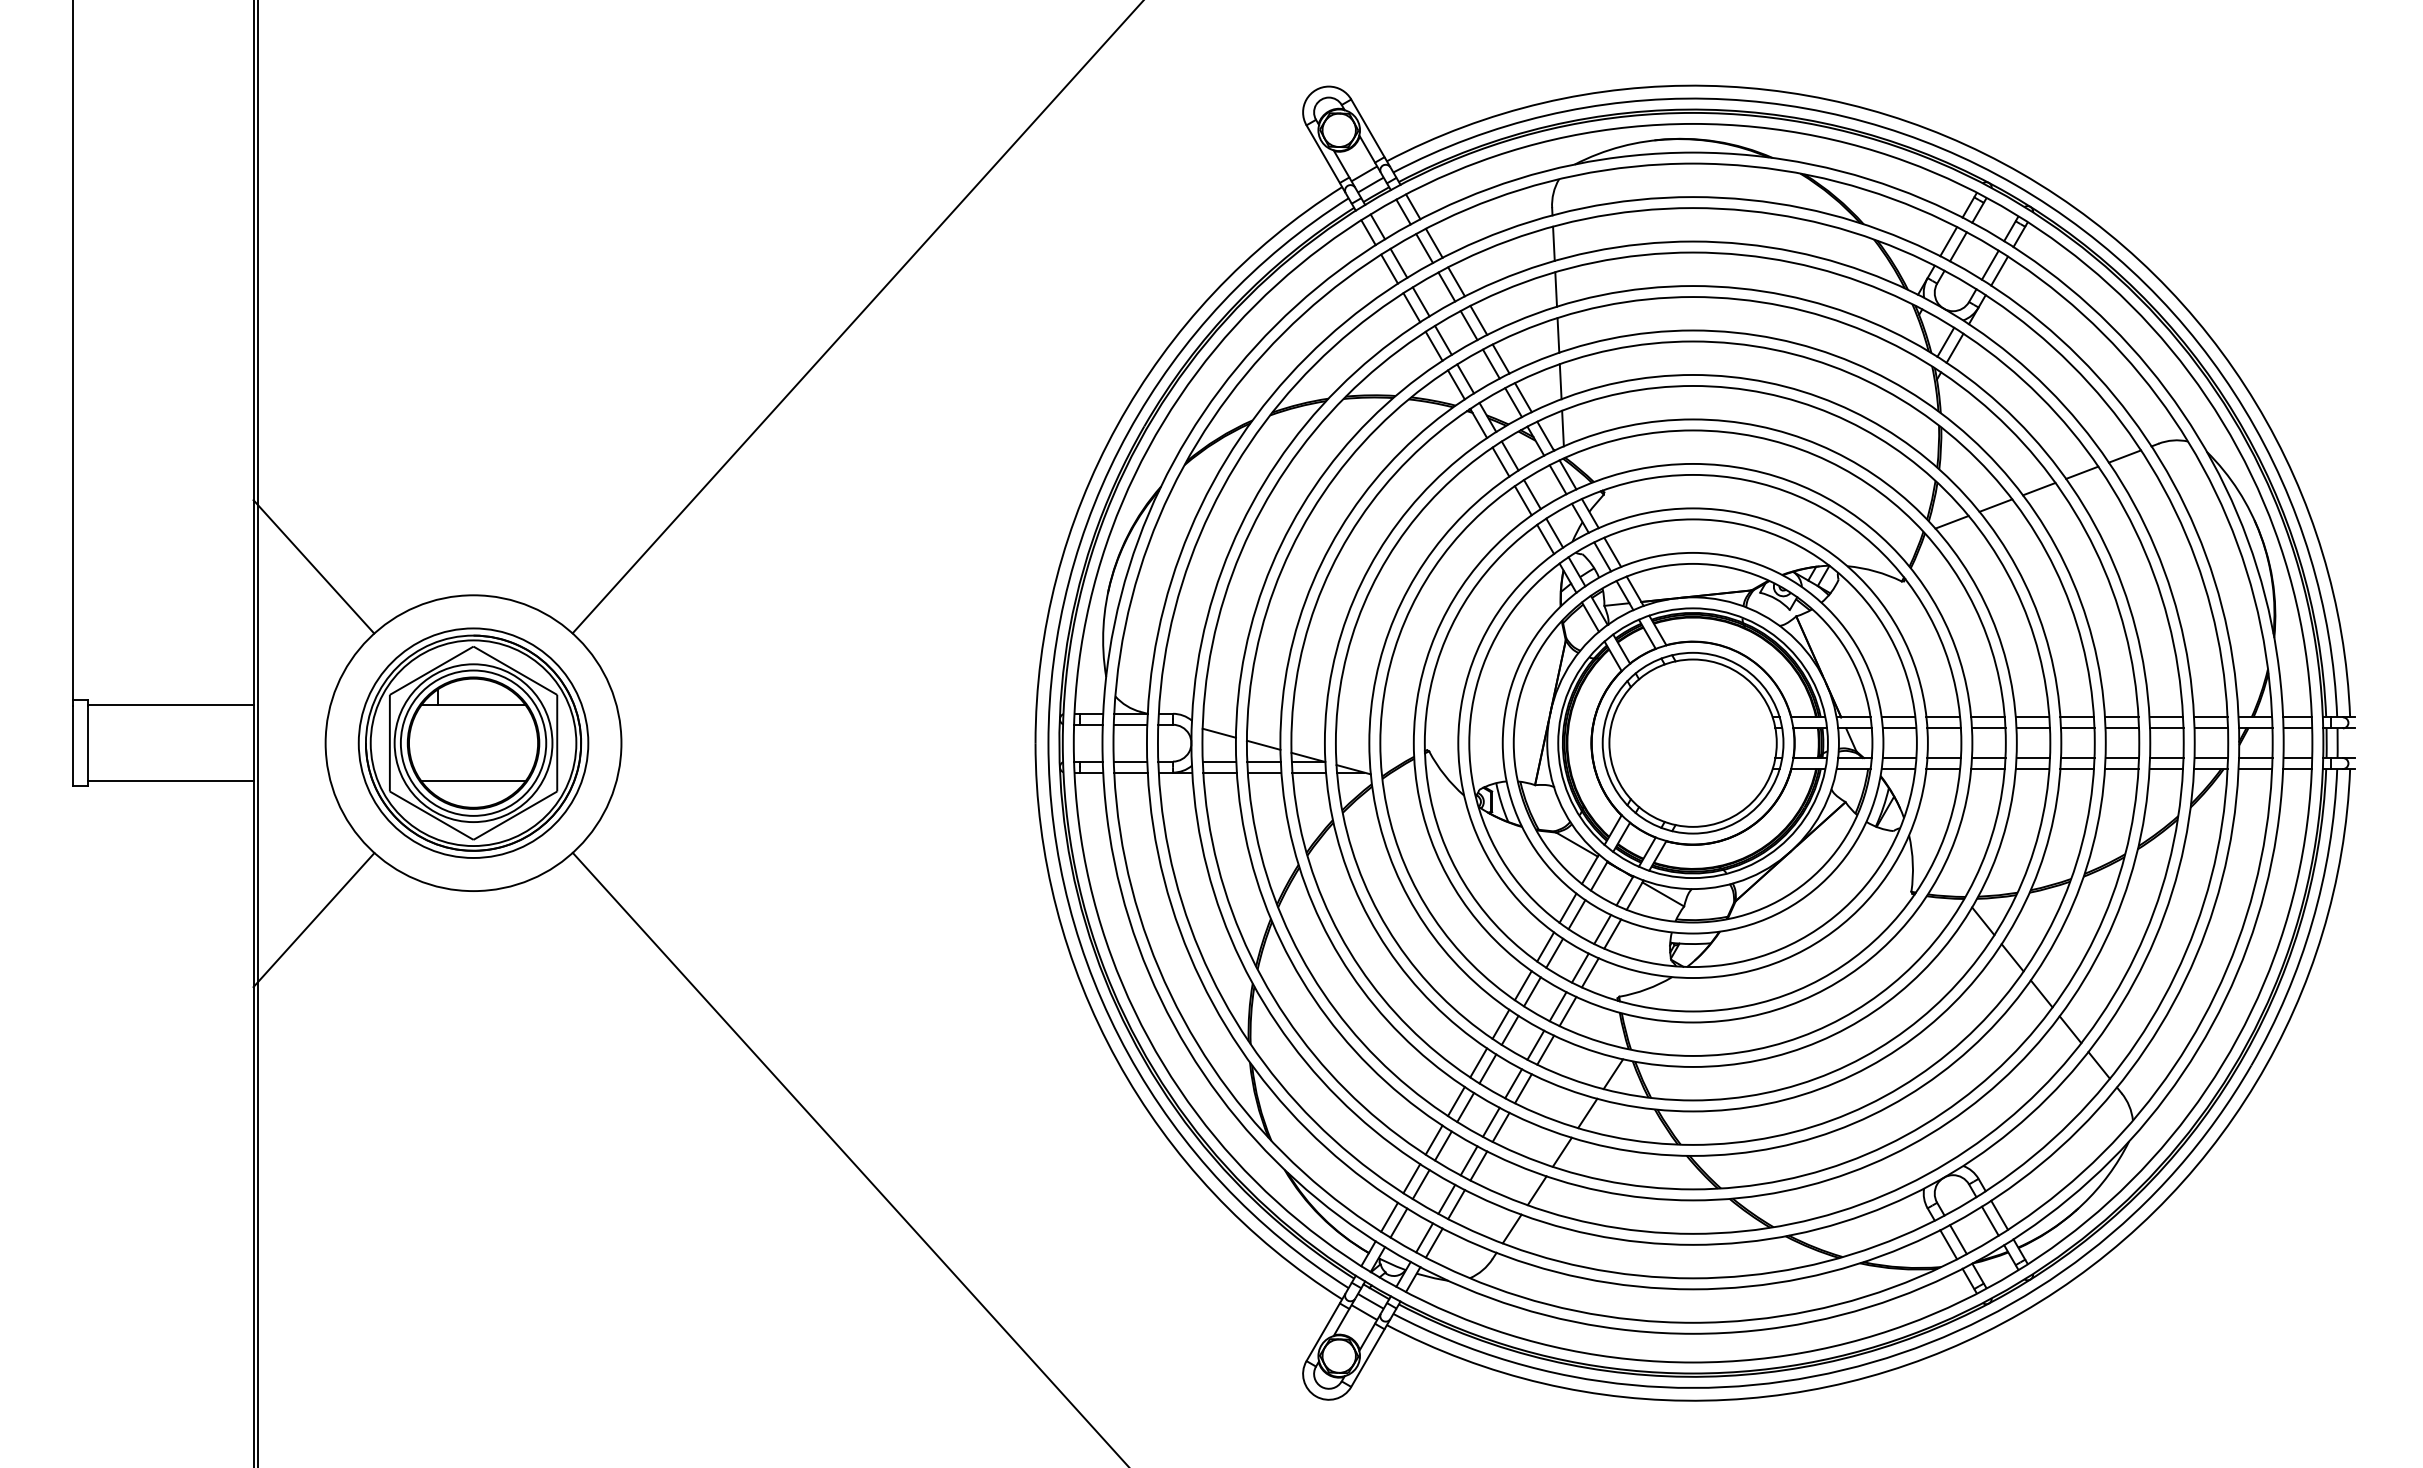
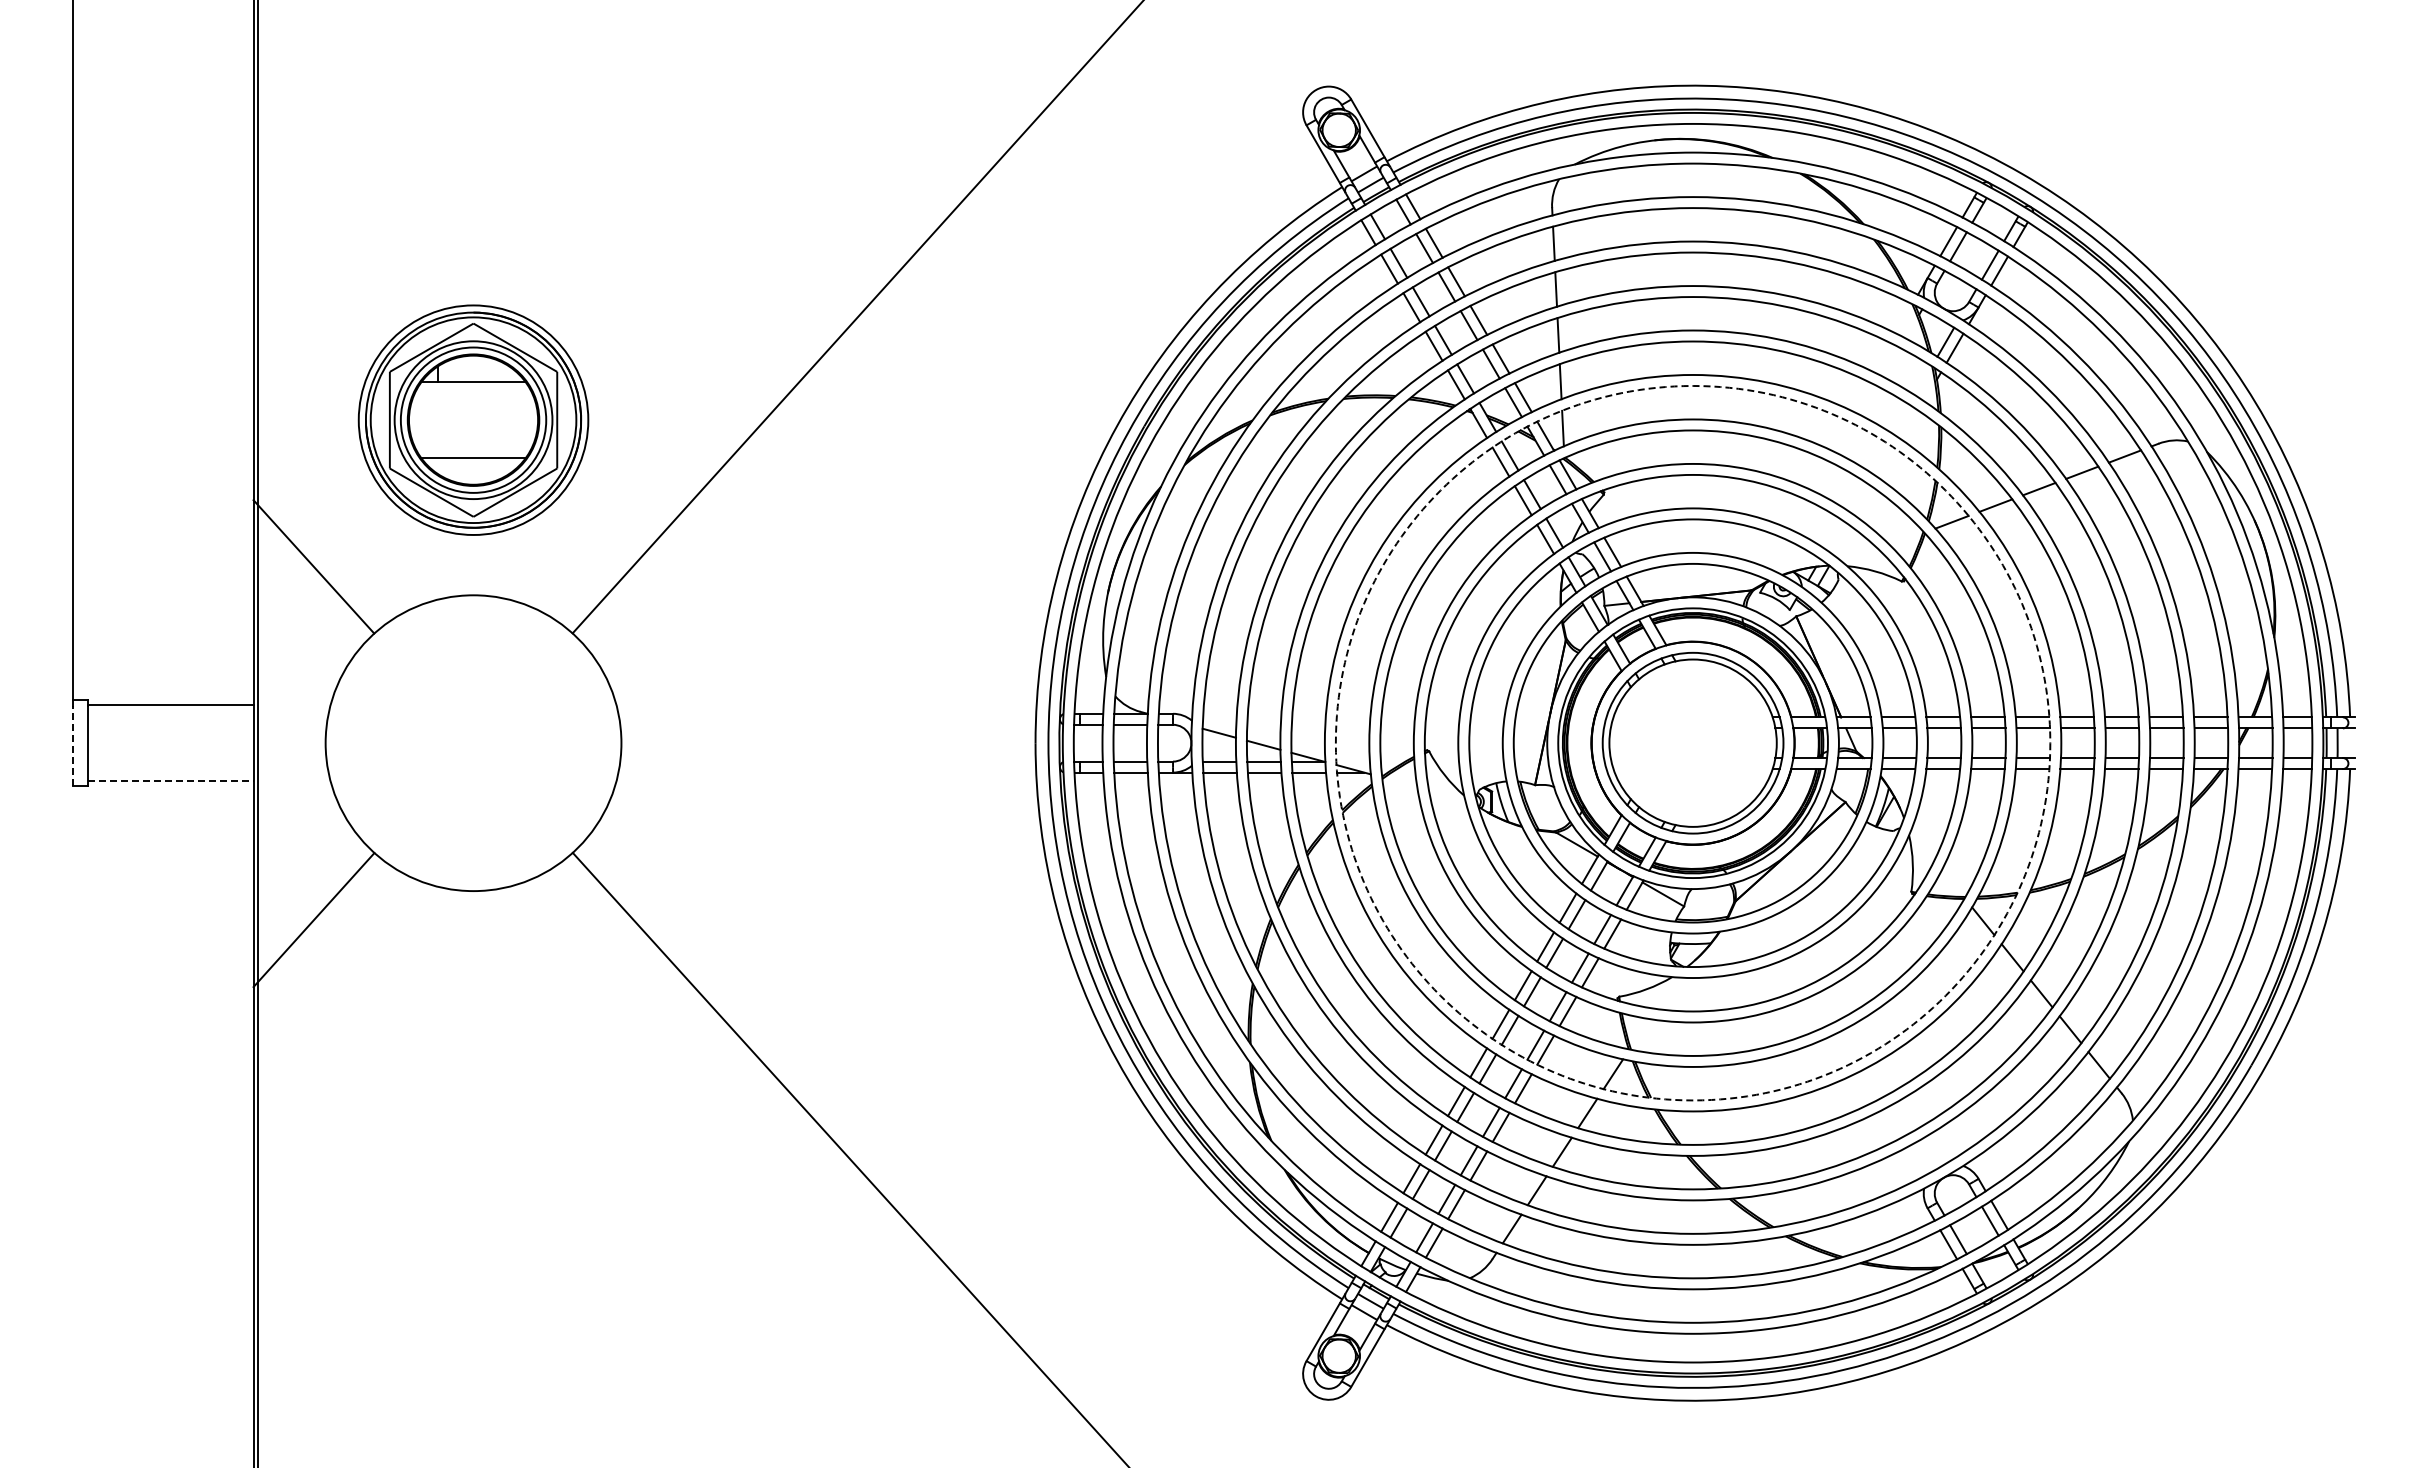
part position: (473, 742) -> (473, 419) (473, 419)
circle: solid -> dashed (1692, 742)
line: solid -> dashed (72, 745)
line: solid -> dashed (170, 781)
